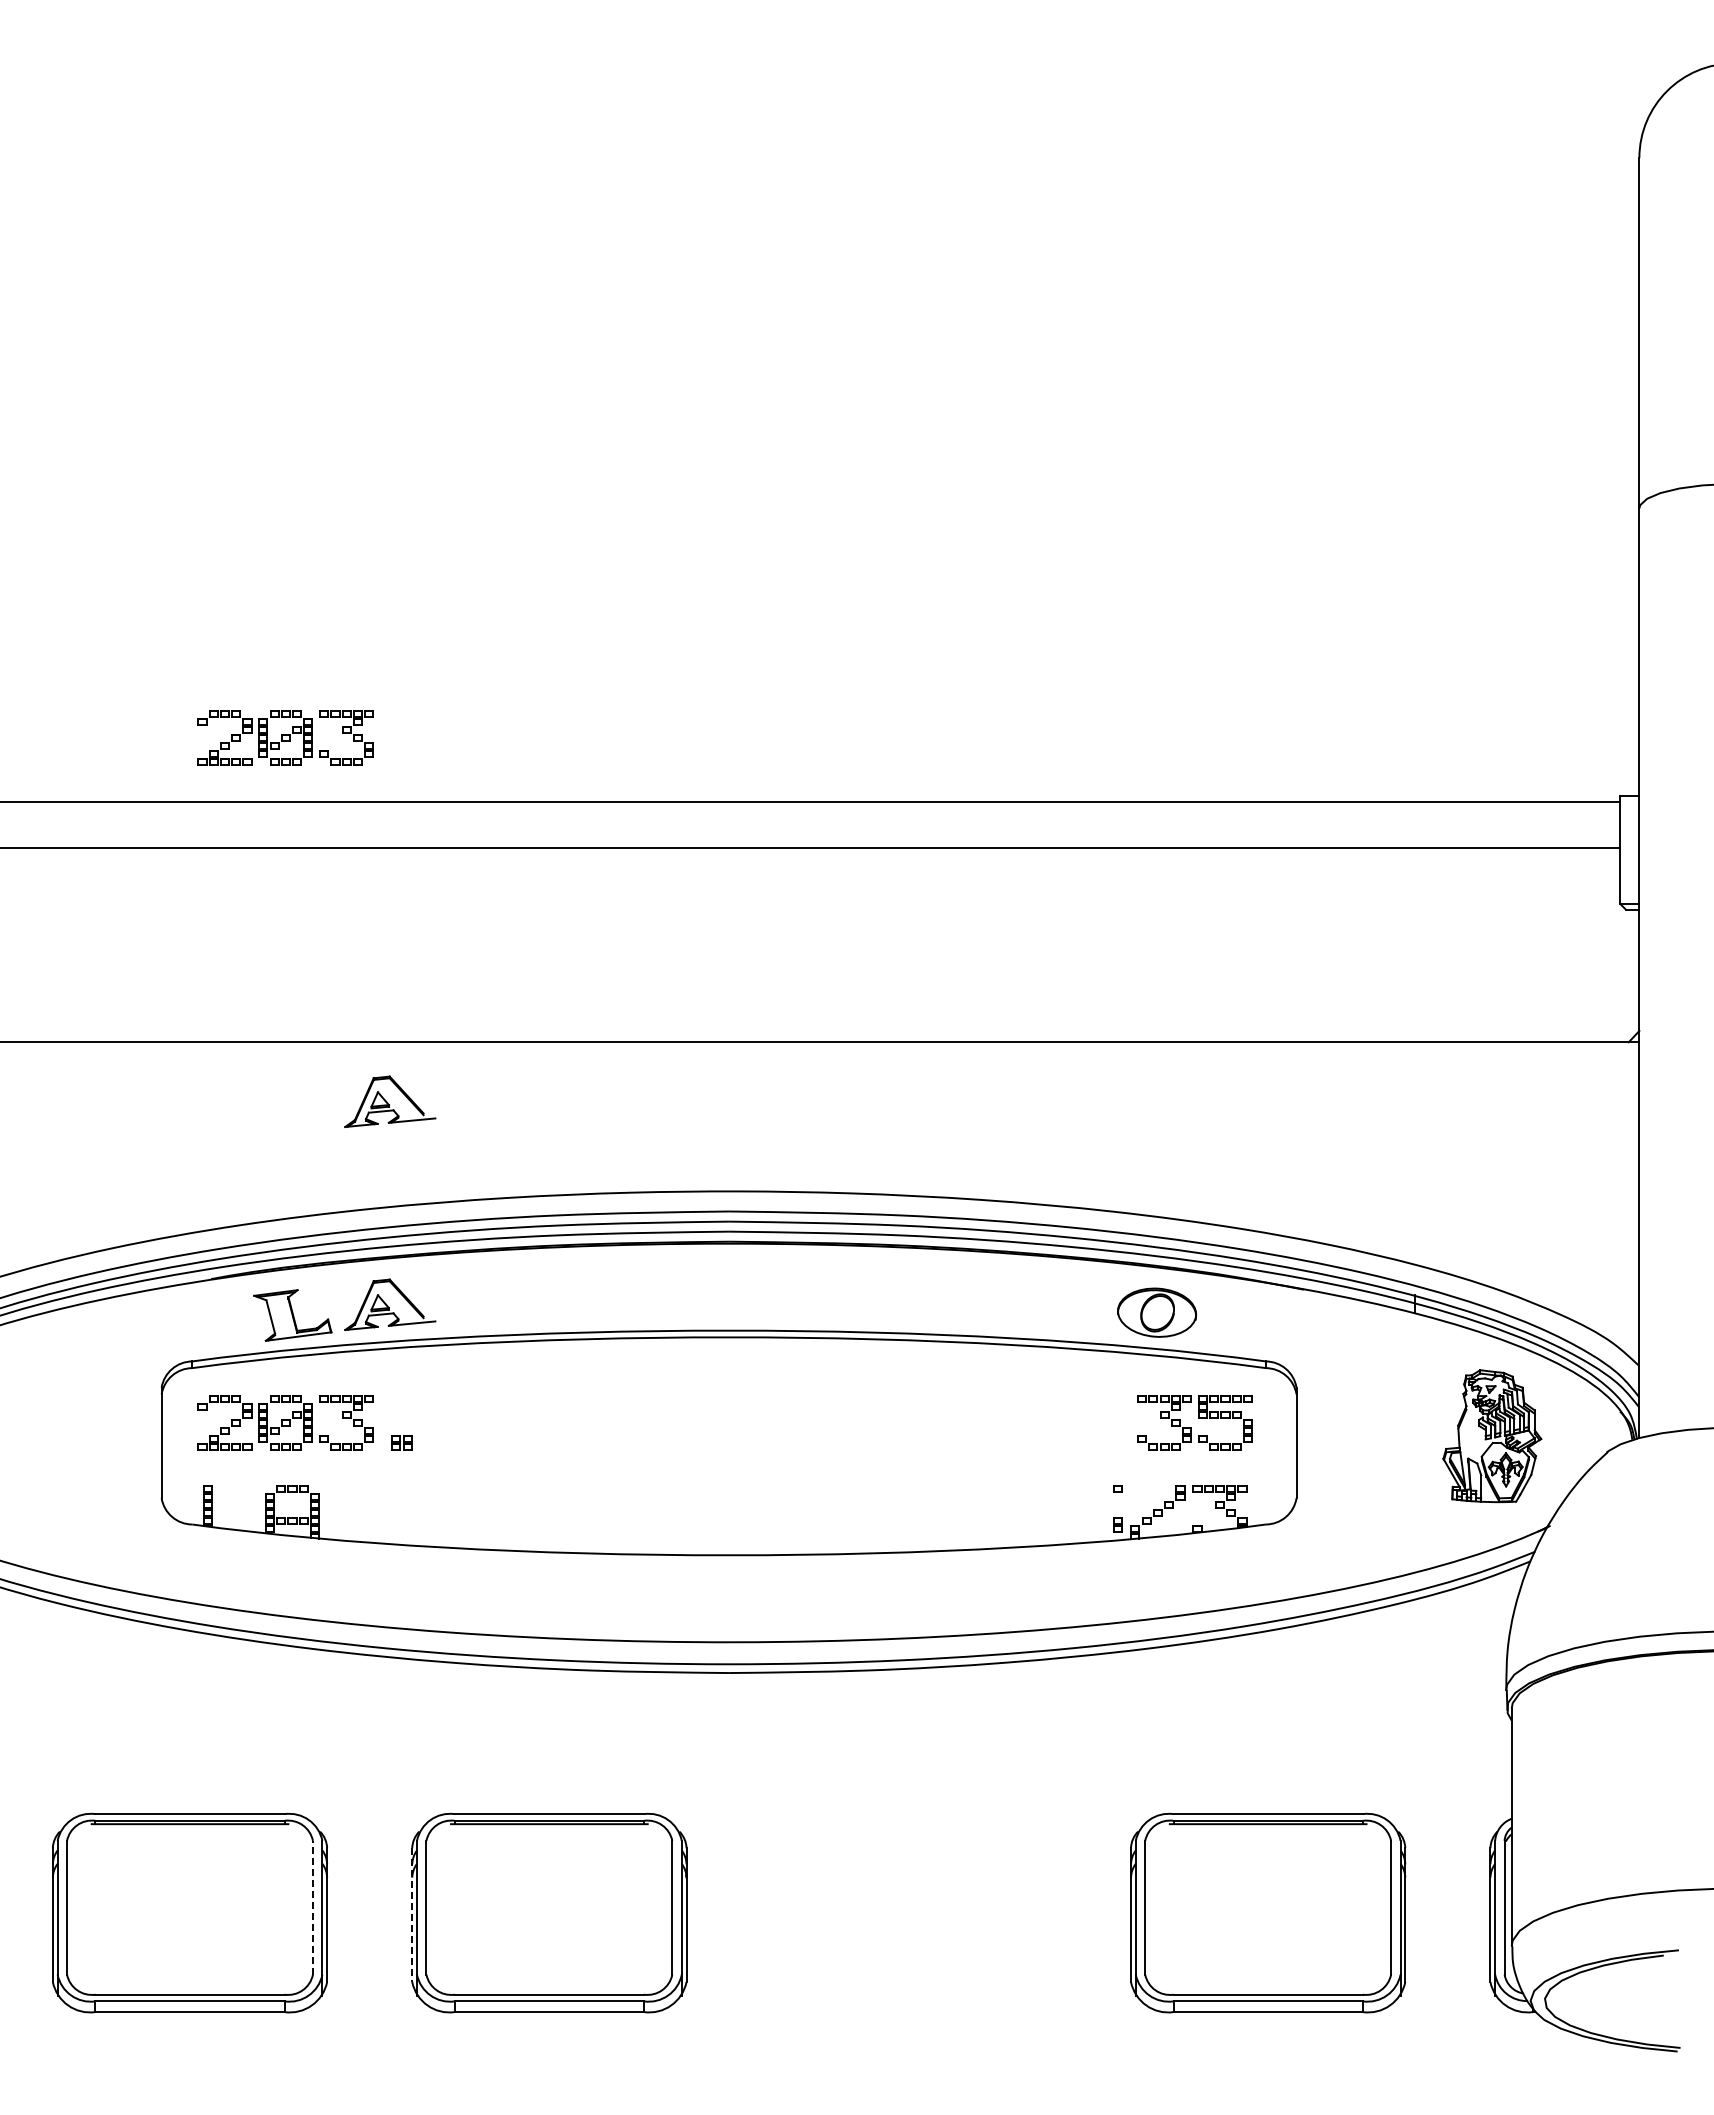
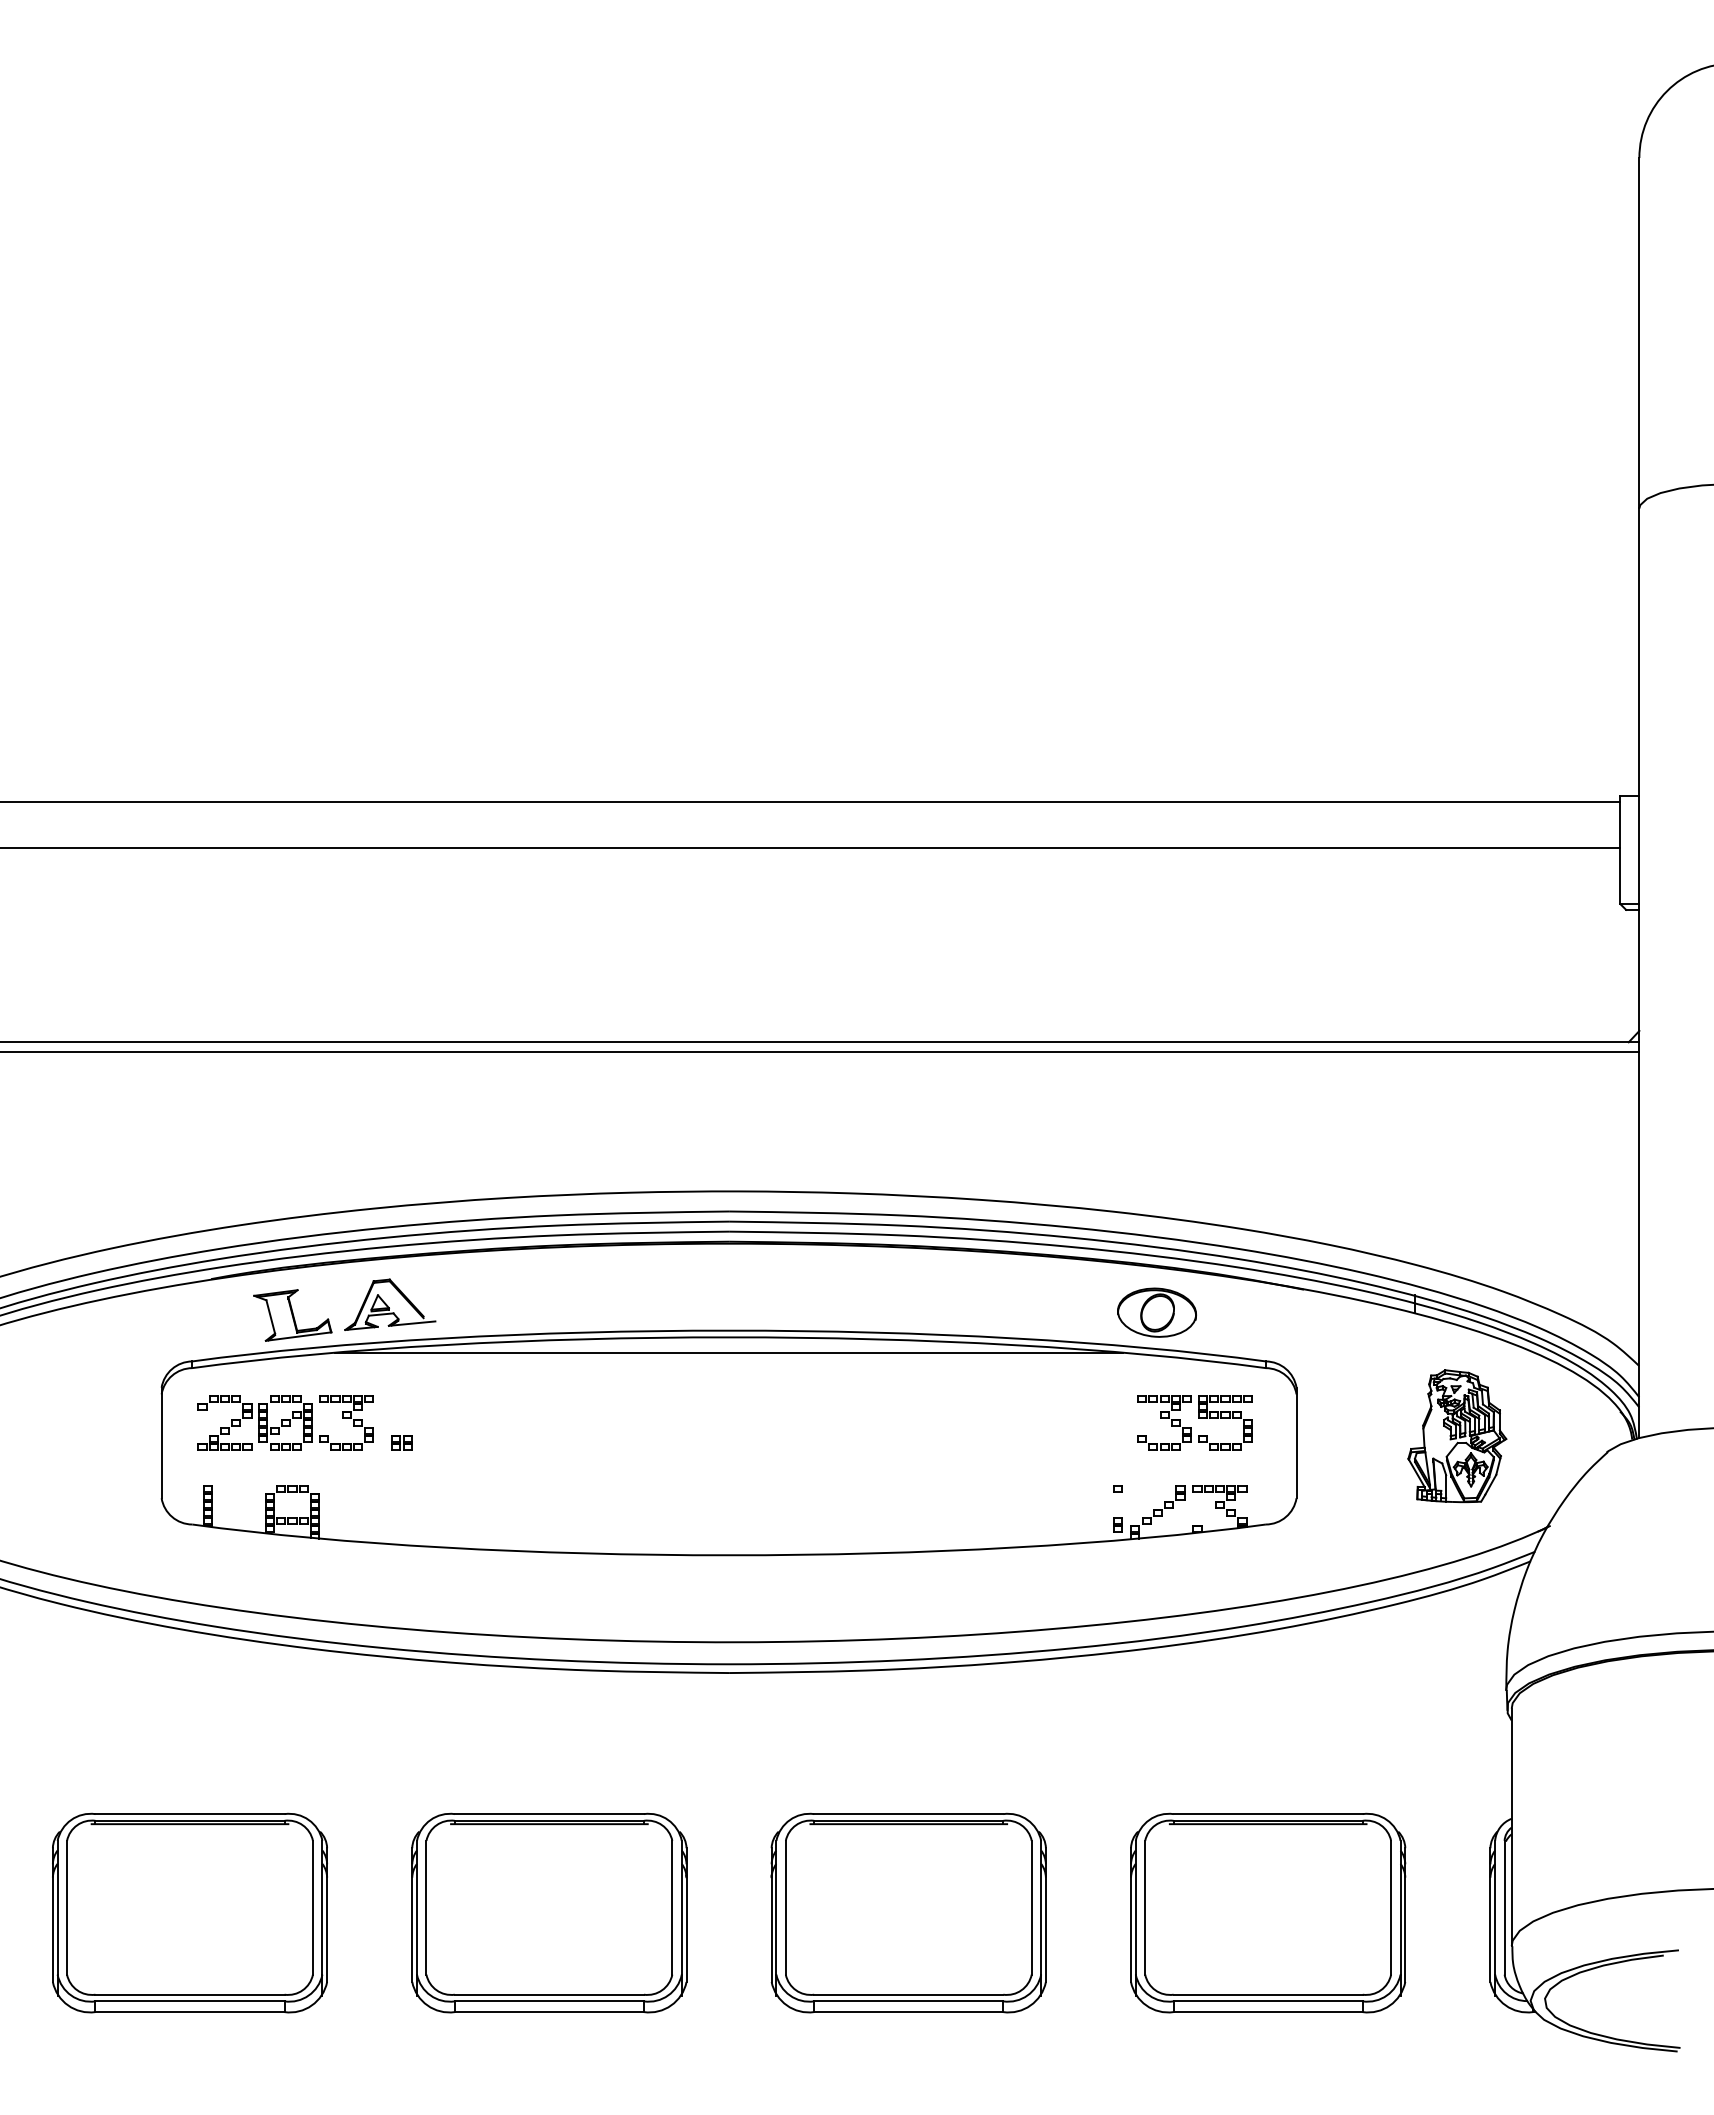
part: present -> none (285, 737)
line: none -> present (820, 1051)
part: present -> none (390, 1101)
line: none -> present (729, 1352)
part position: (1492, 1436) -> (1457, 1436) (1457, 1436)
line: dashed -> solid (312, 1907)
part: none -> present (908, 1912)
line: dashed -> solid (412, 1915)
